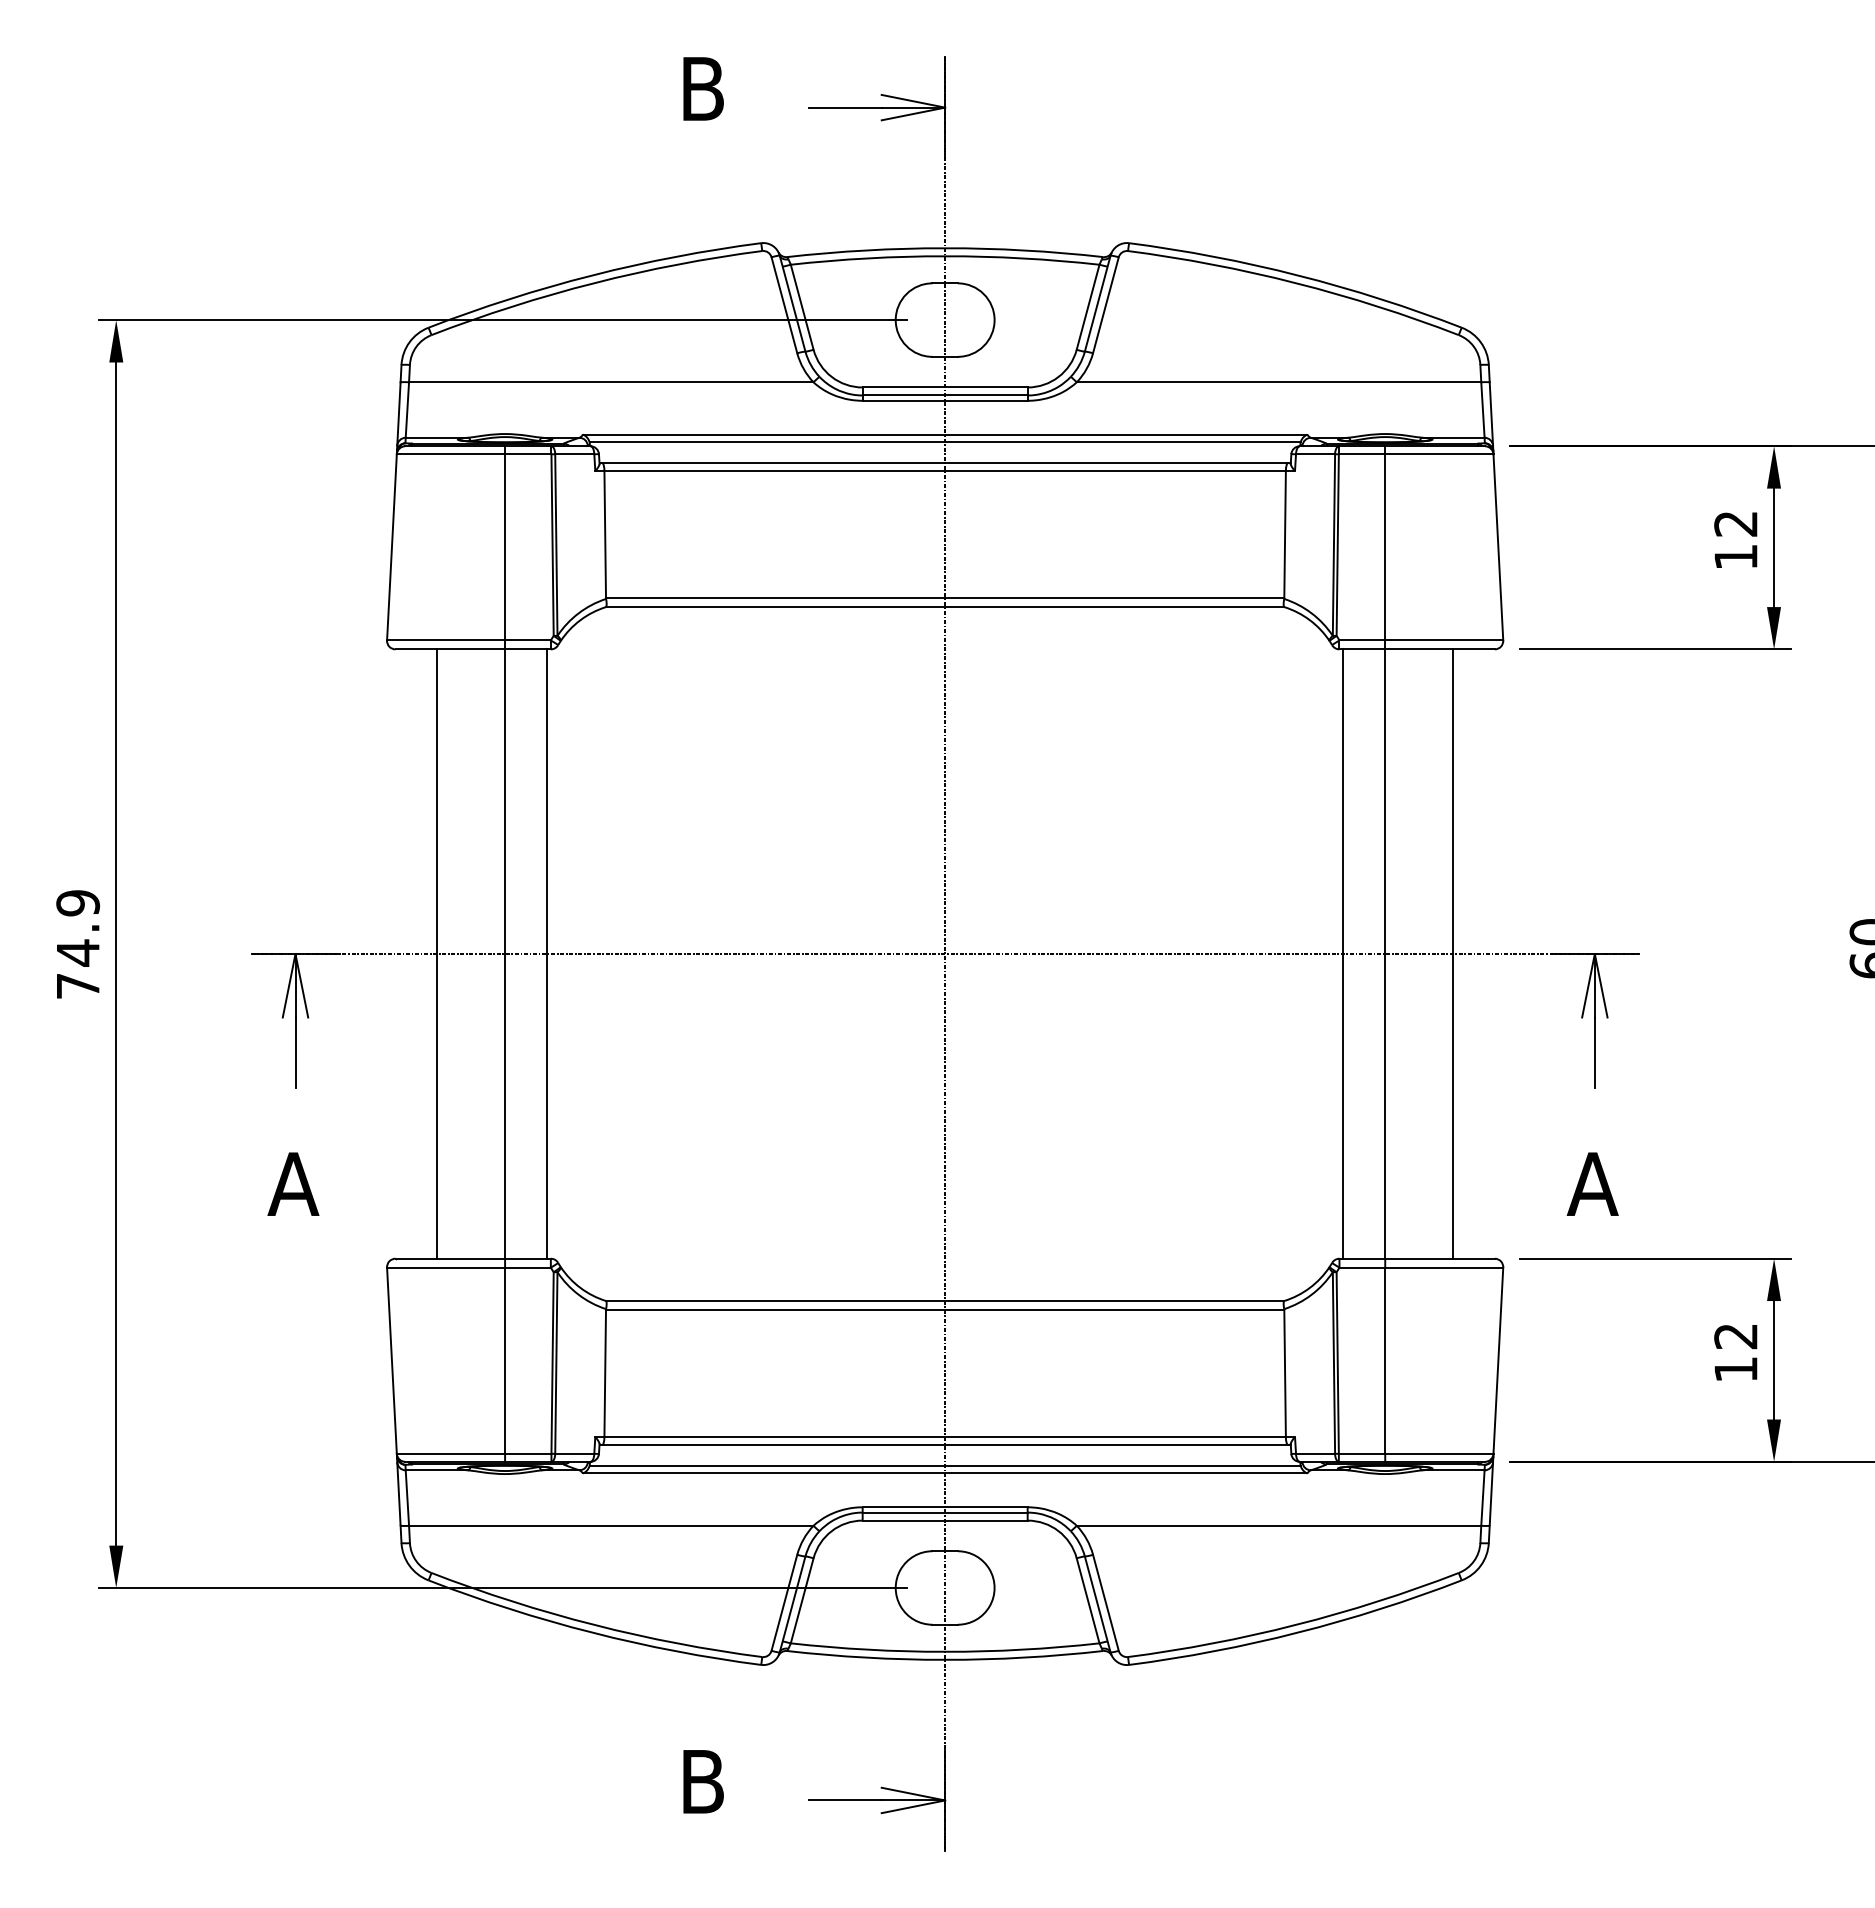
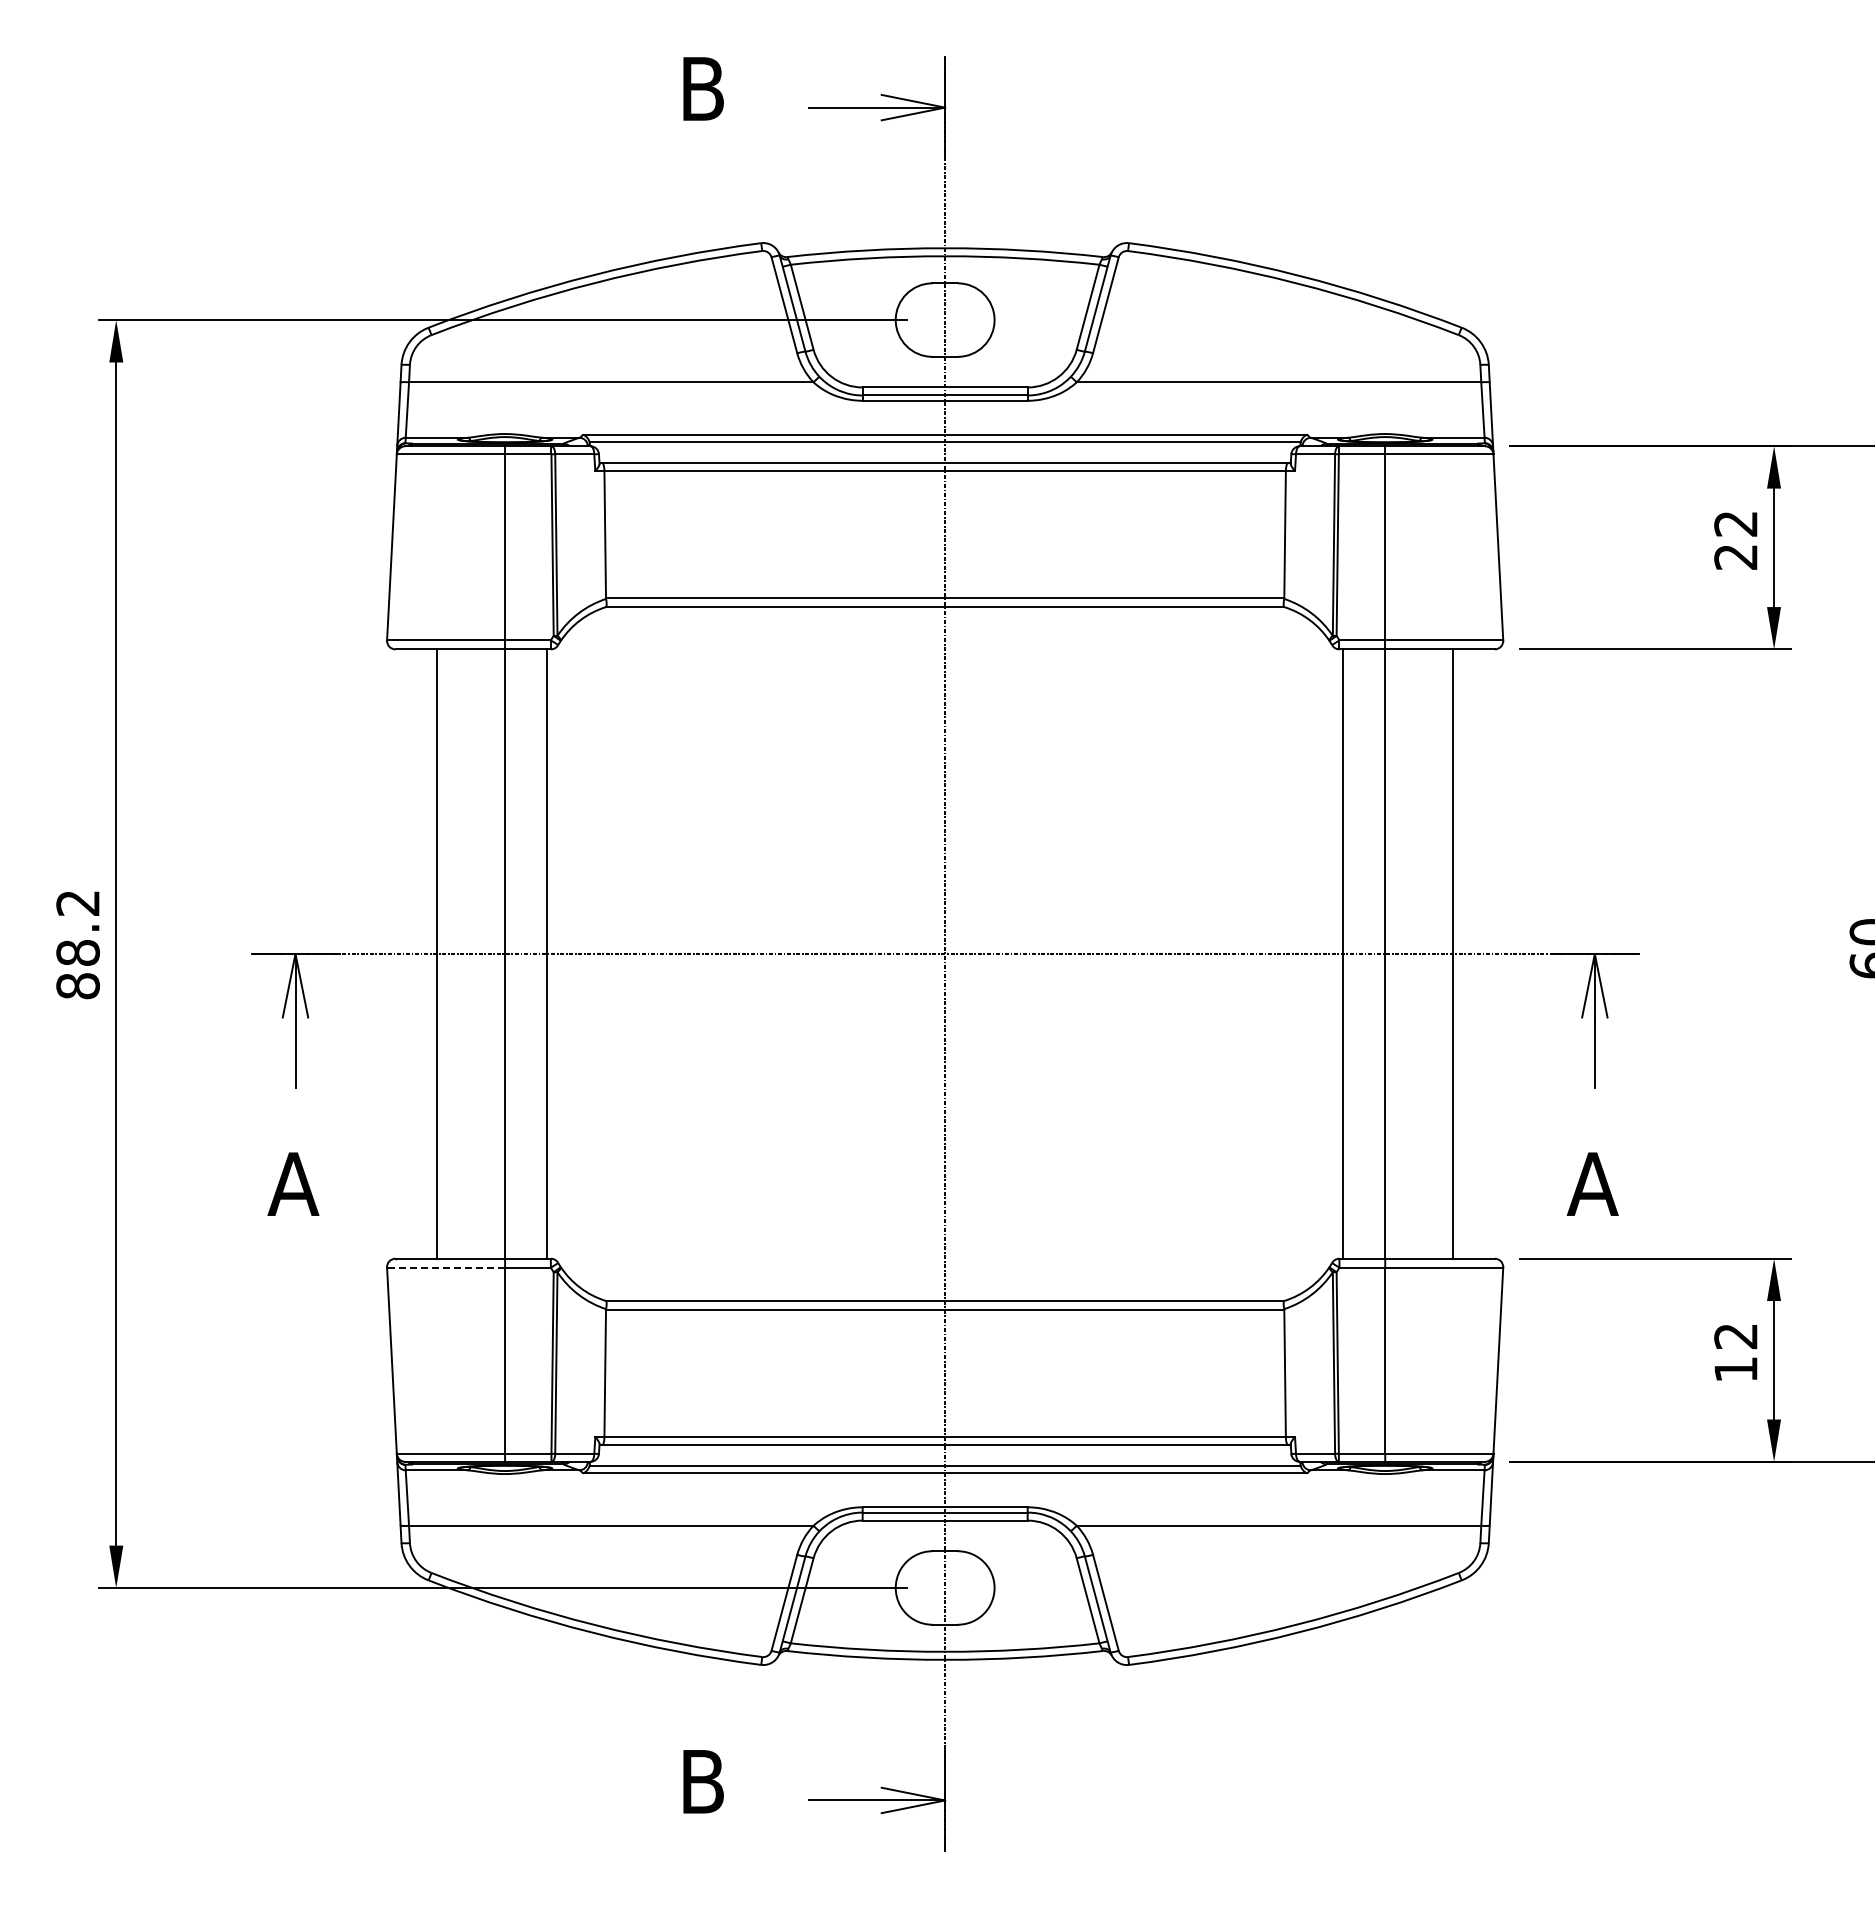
text: 12 -> 22 (1735, 557)
text: 74.9 -> 88.2 (78, 944)
line: solid -> dashed (445, 1267)
